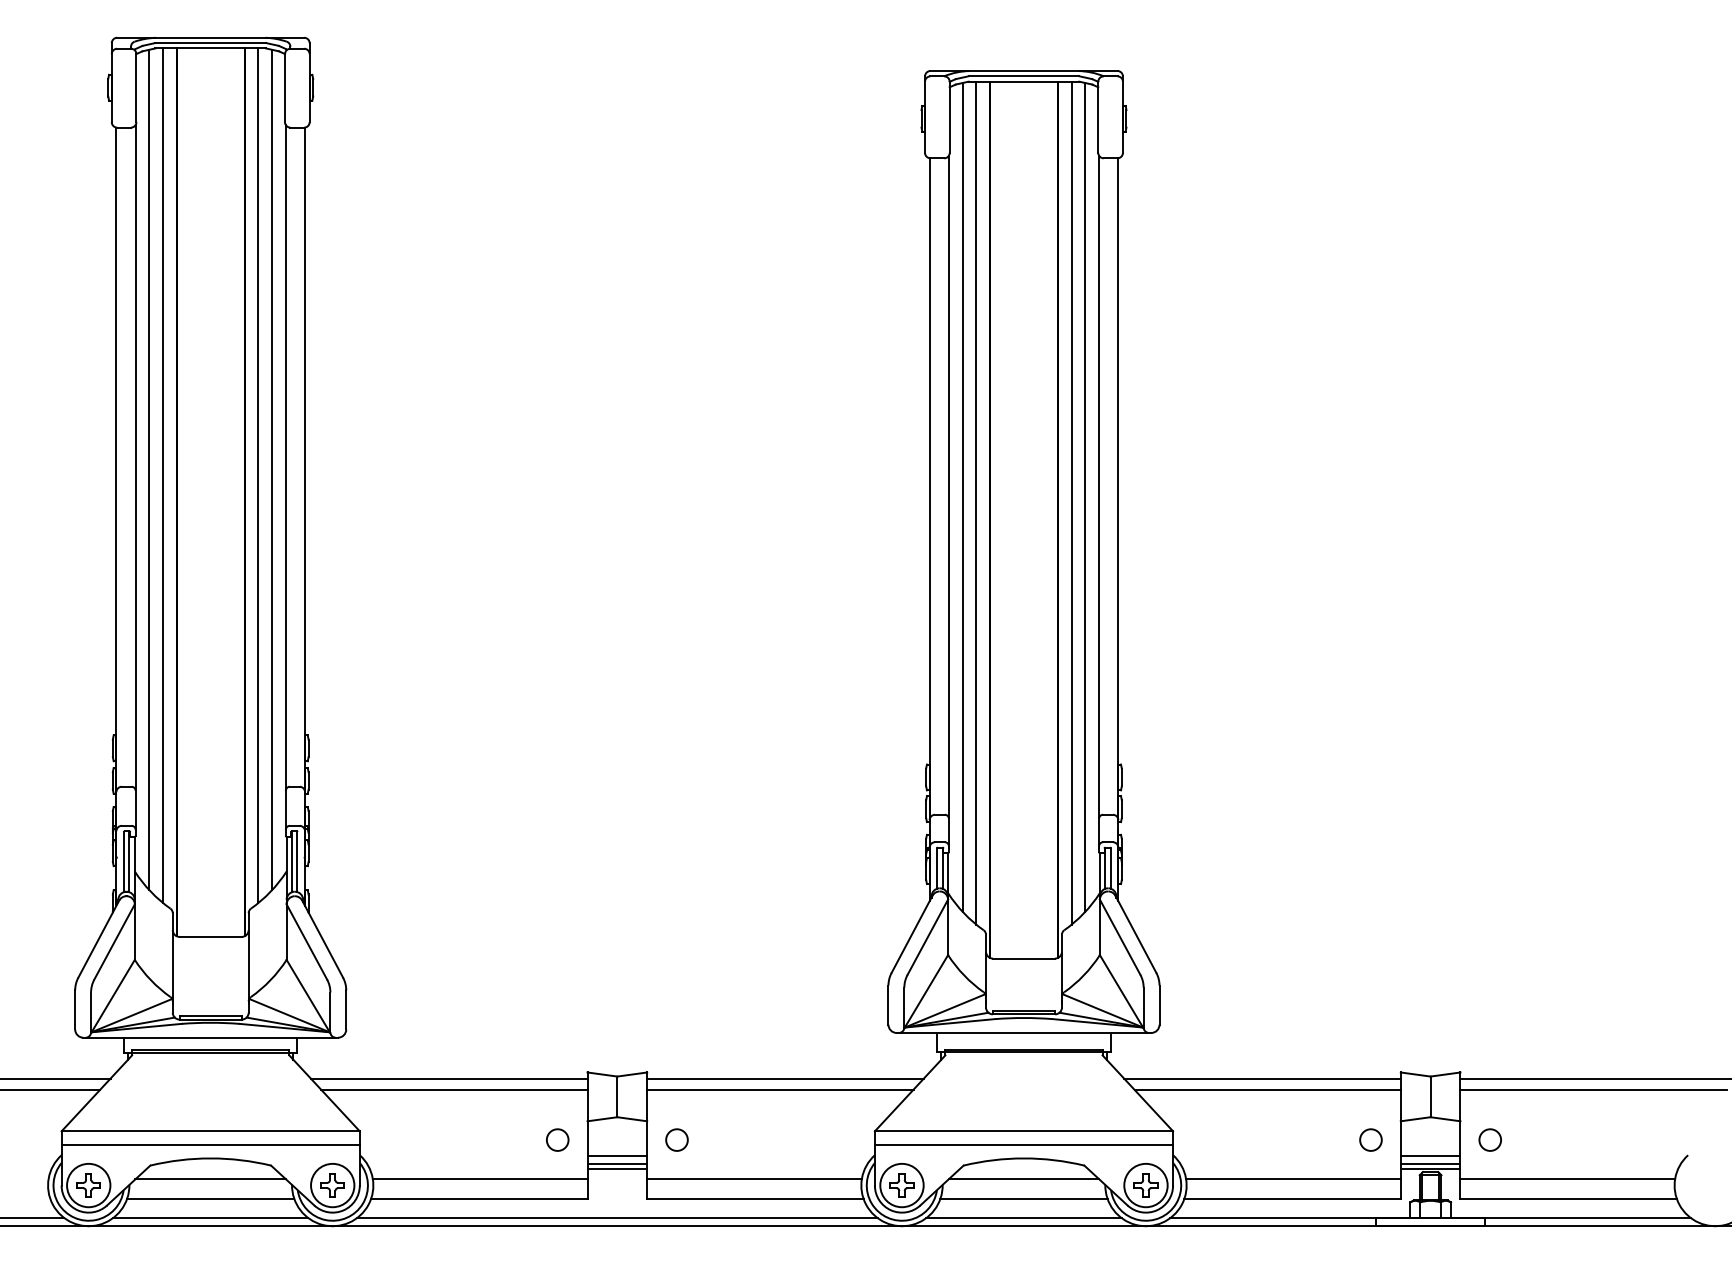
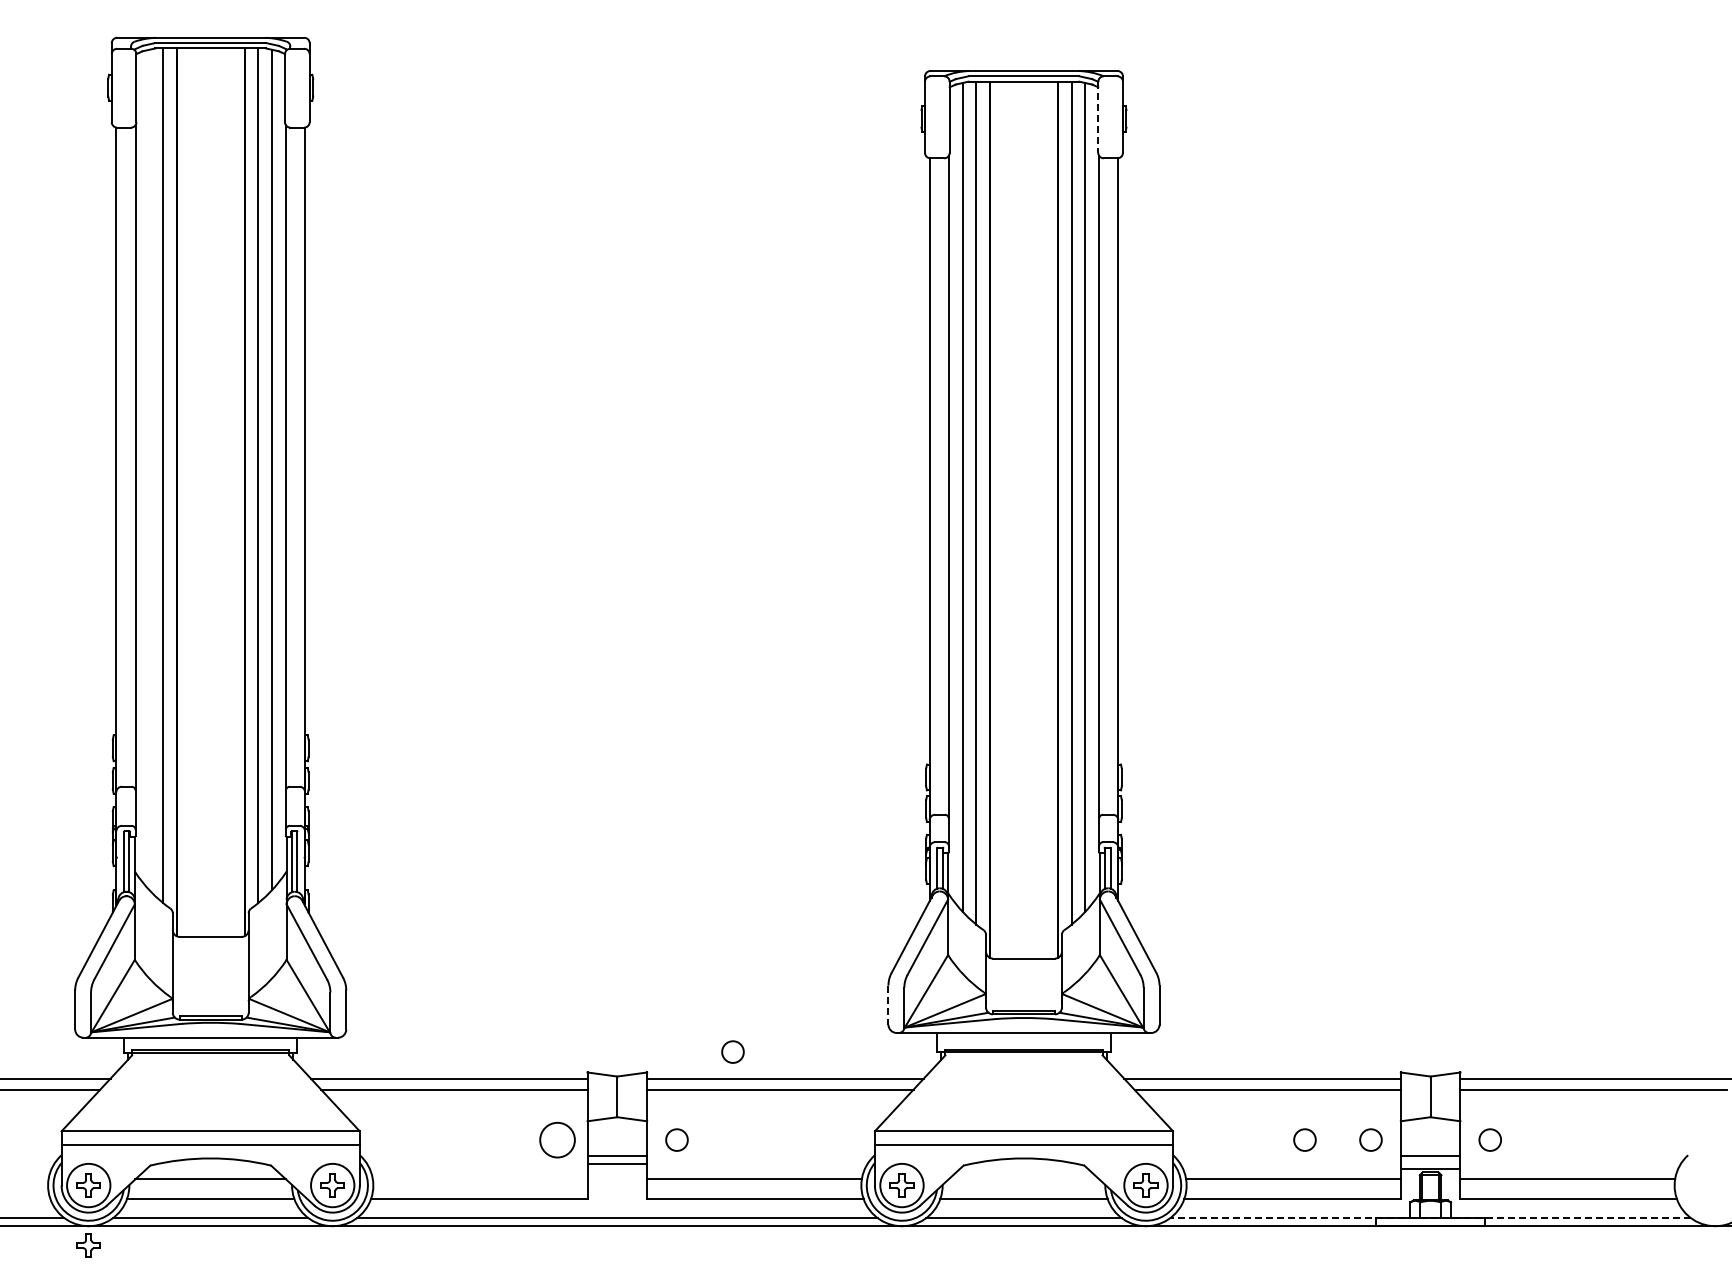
line: solid -> dashed (1098, 117)
line: present -> none (149, 469)
line: solid -> dashed (888, 1005)
circle: none -> present (732, 1051)
circle size: 24x24 px -> 37x38 px (557, 1139)
circle: none -> present (1304, 1139)
line: present -> none (1430, 1163)
line: present -> none (617, 1169)
line: present -> none (479, 1179)
line: present -> none (1023, 1179)
line: solid -> dashed (1430, 1218)
part: none -> present (88, 1245)
